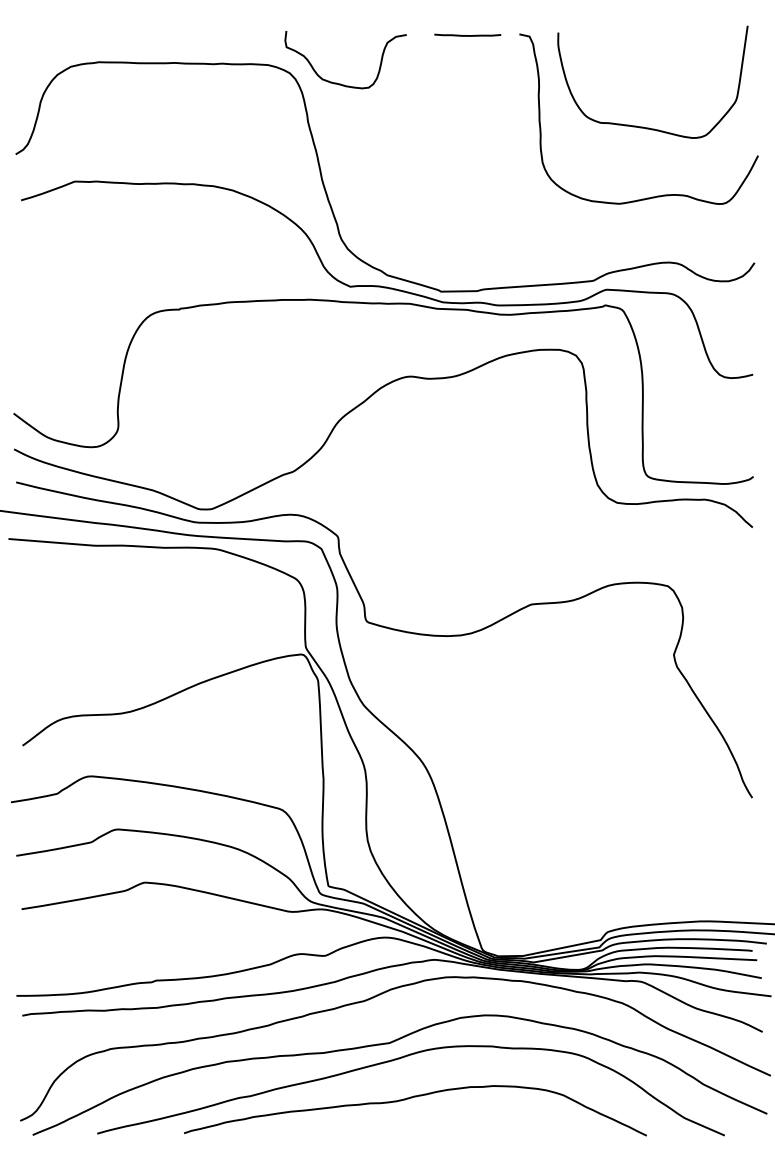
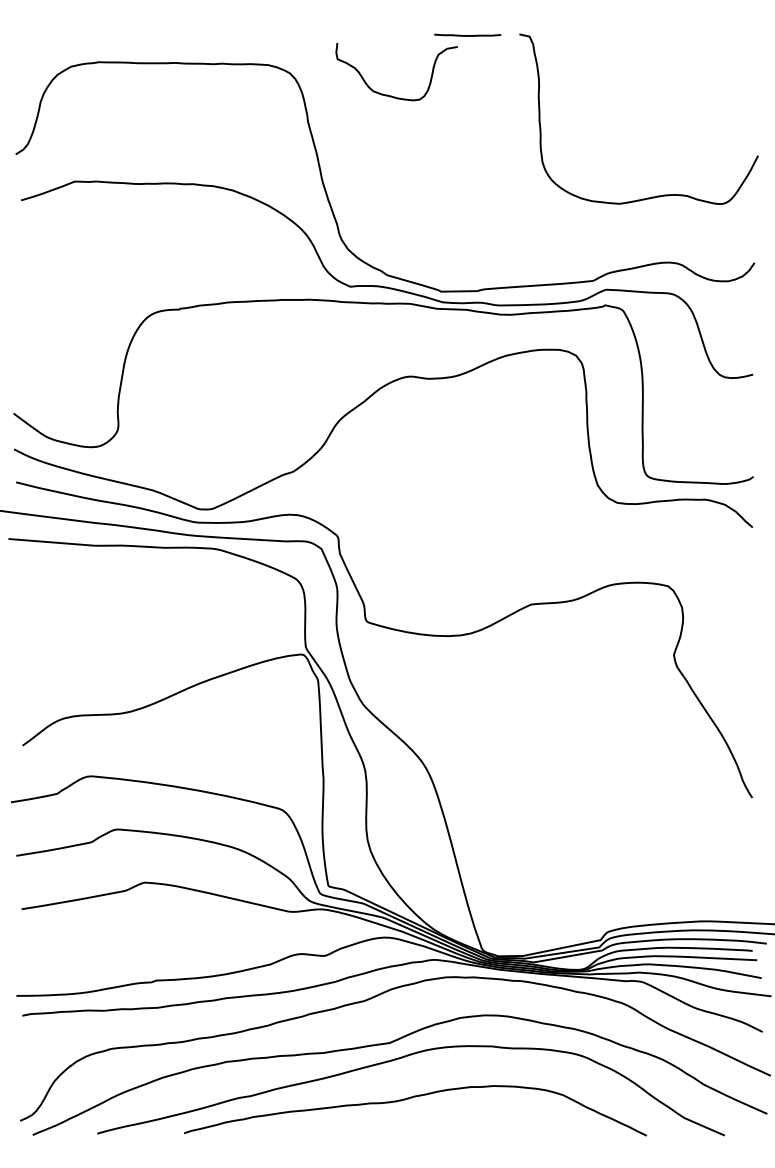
curve position: (340, 83) -> (391, 95) (391, 95)
curve: present -> none (643, 126)
